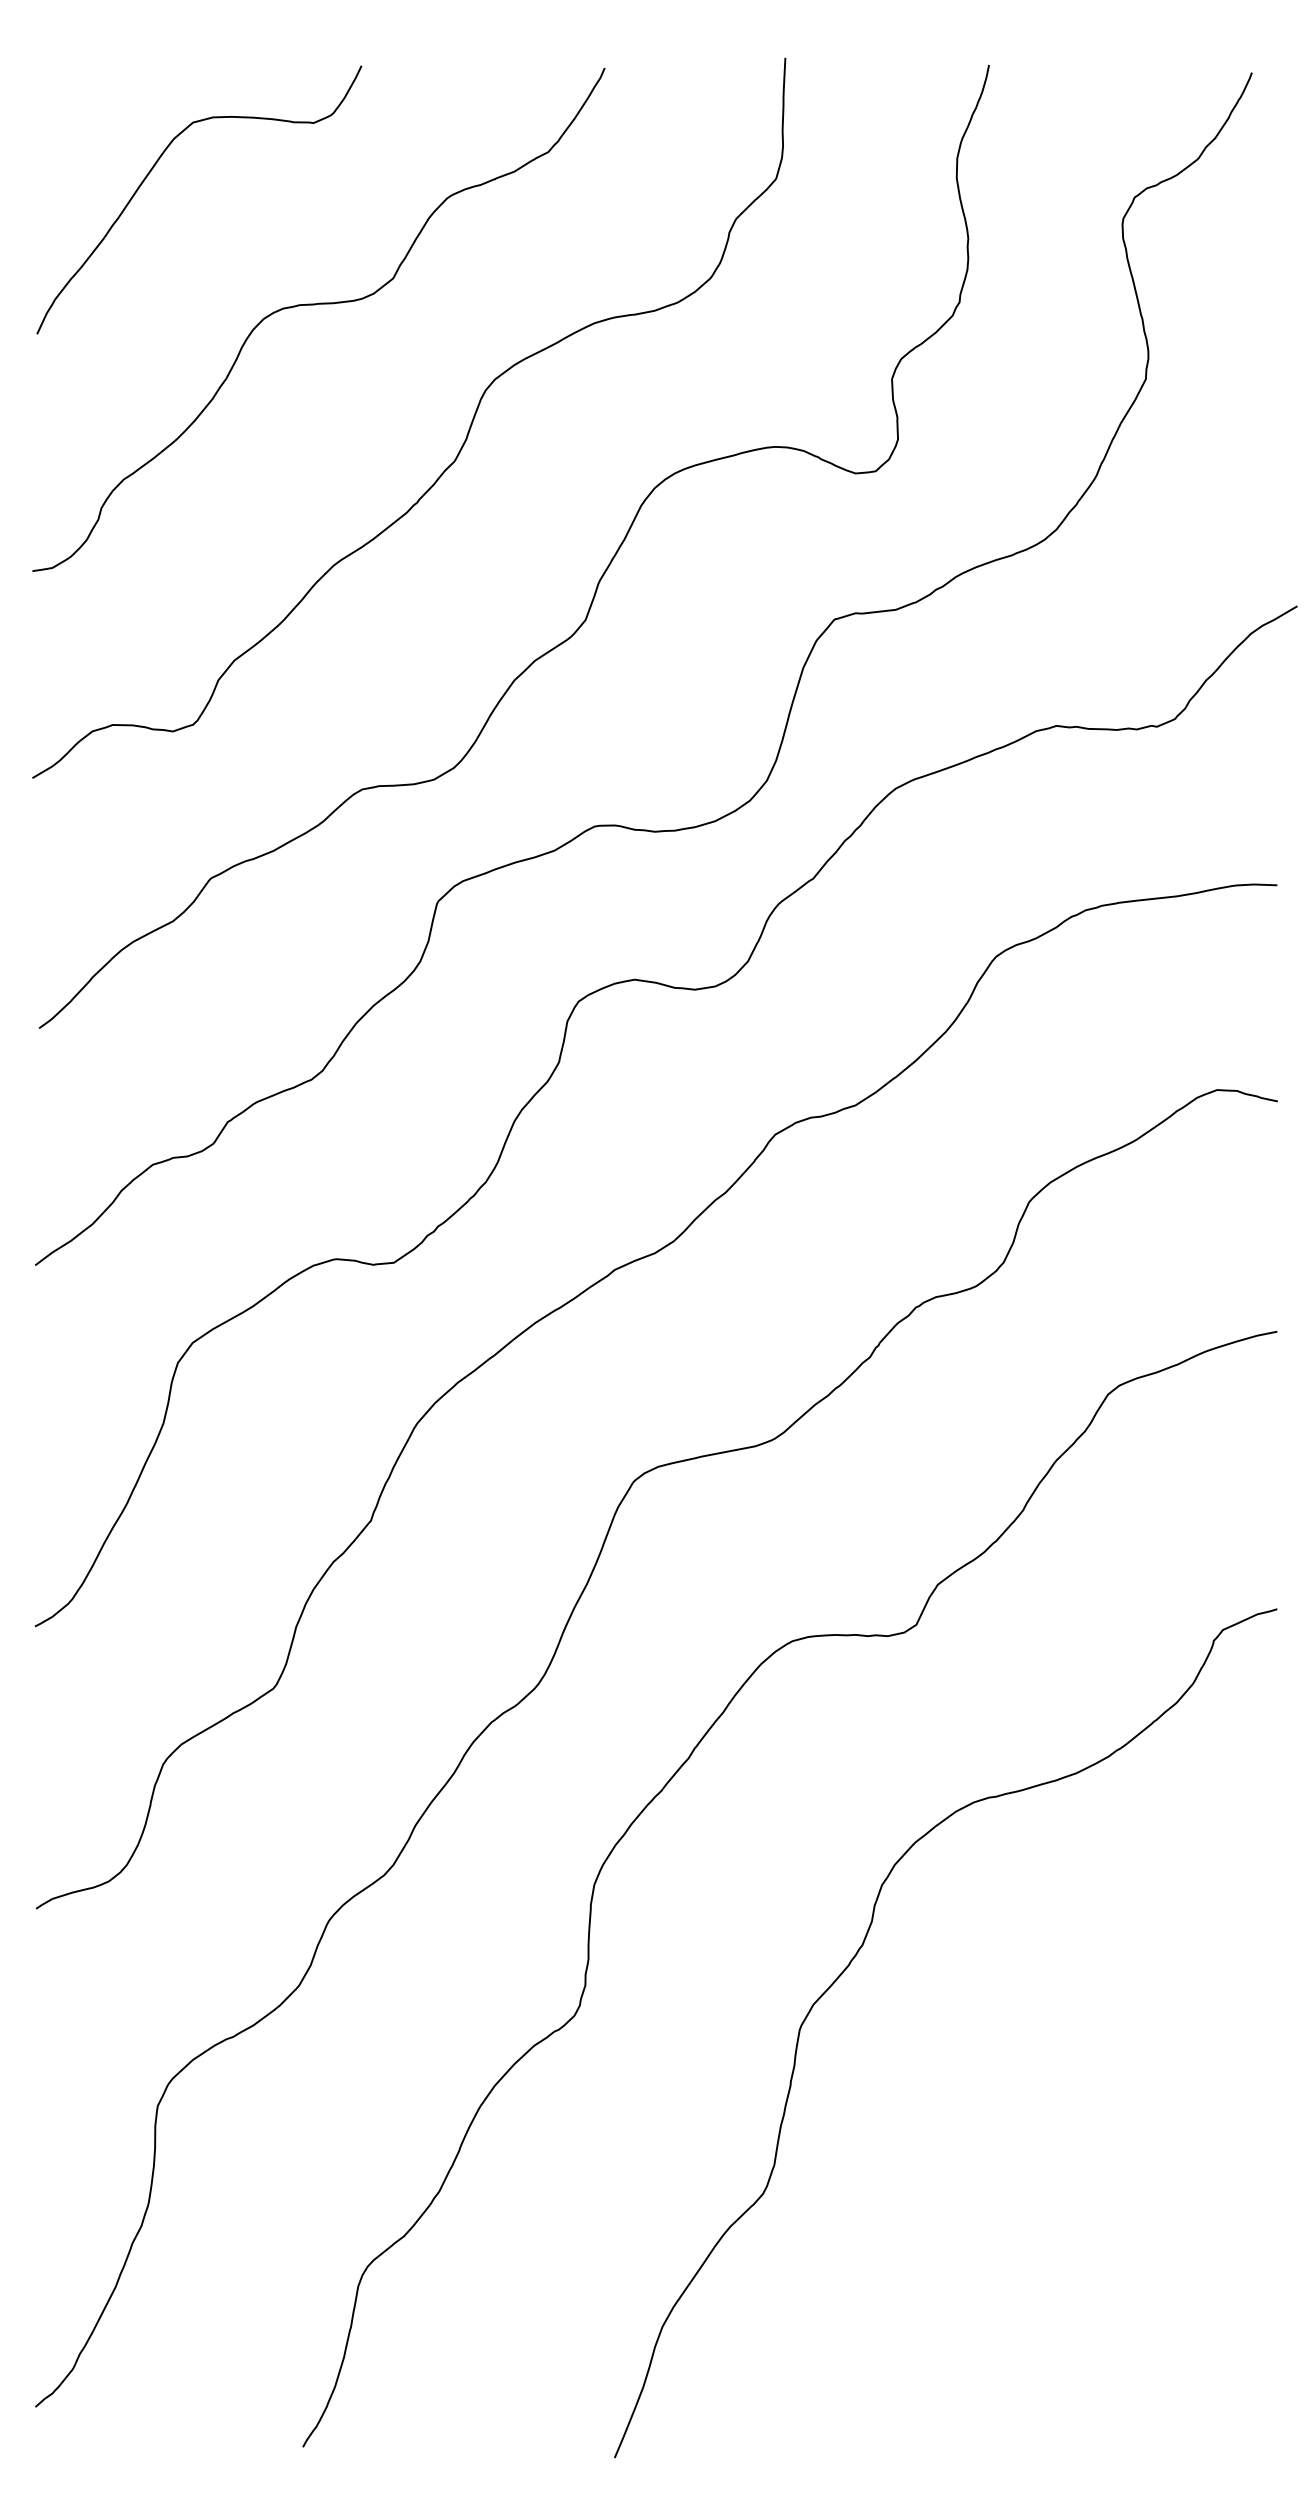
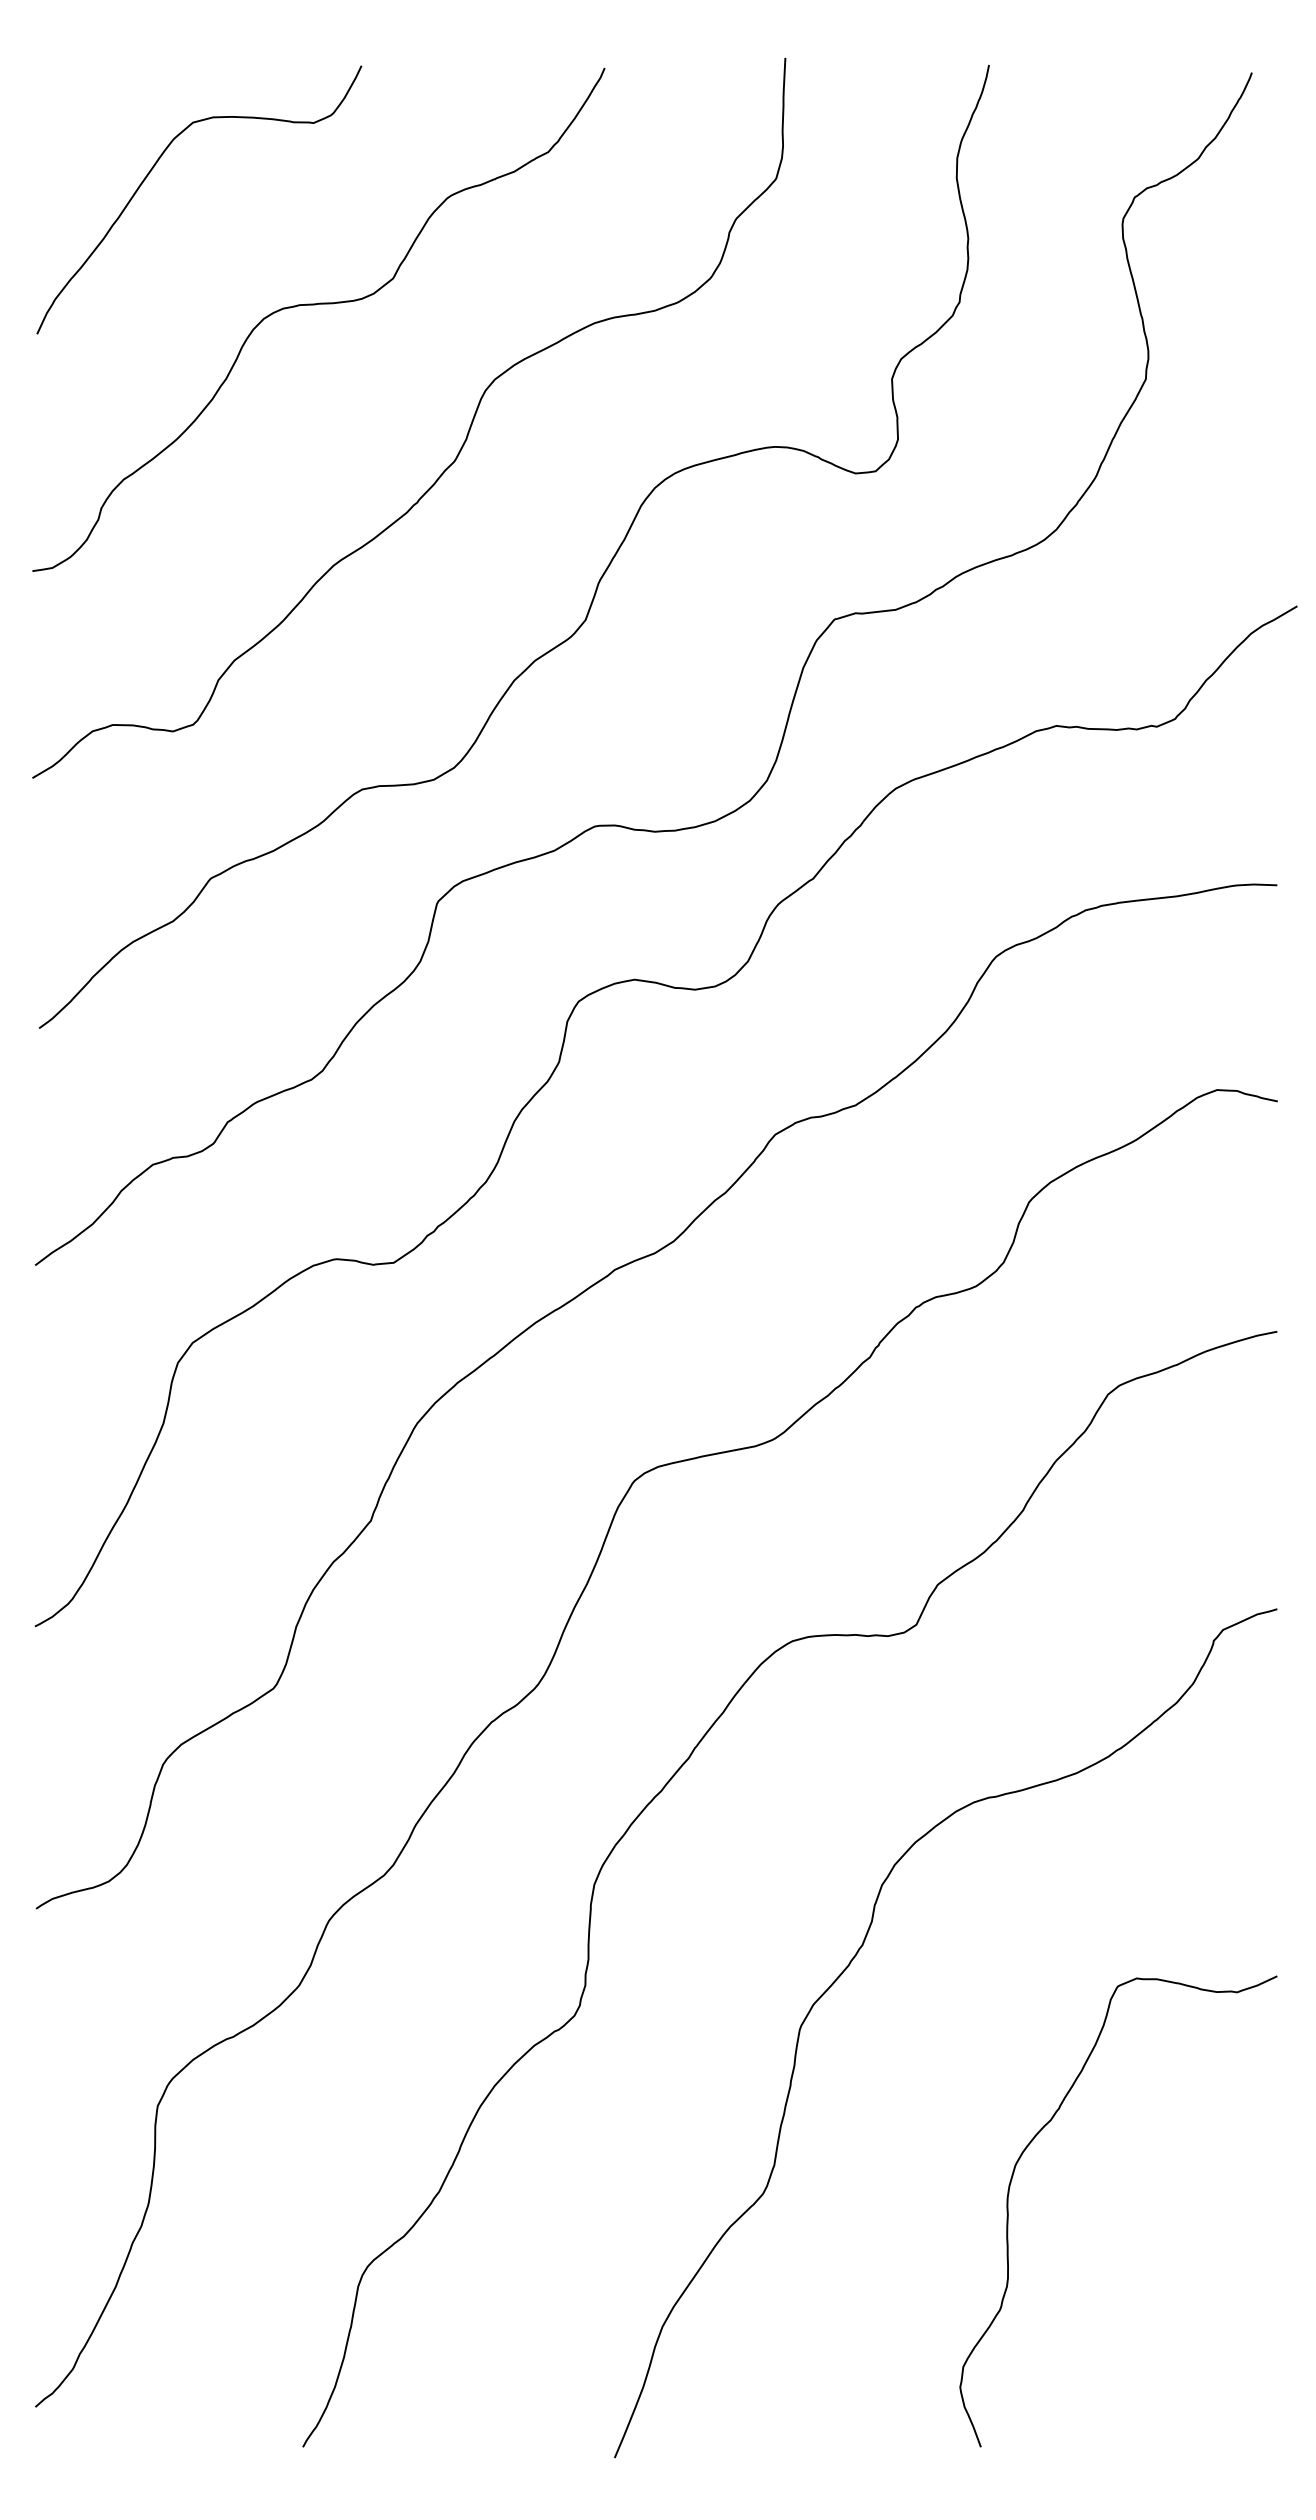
curve: none -> present (1008, 2211)
